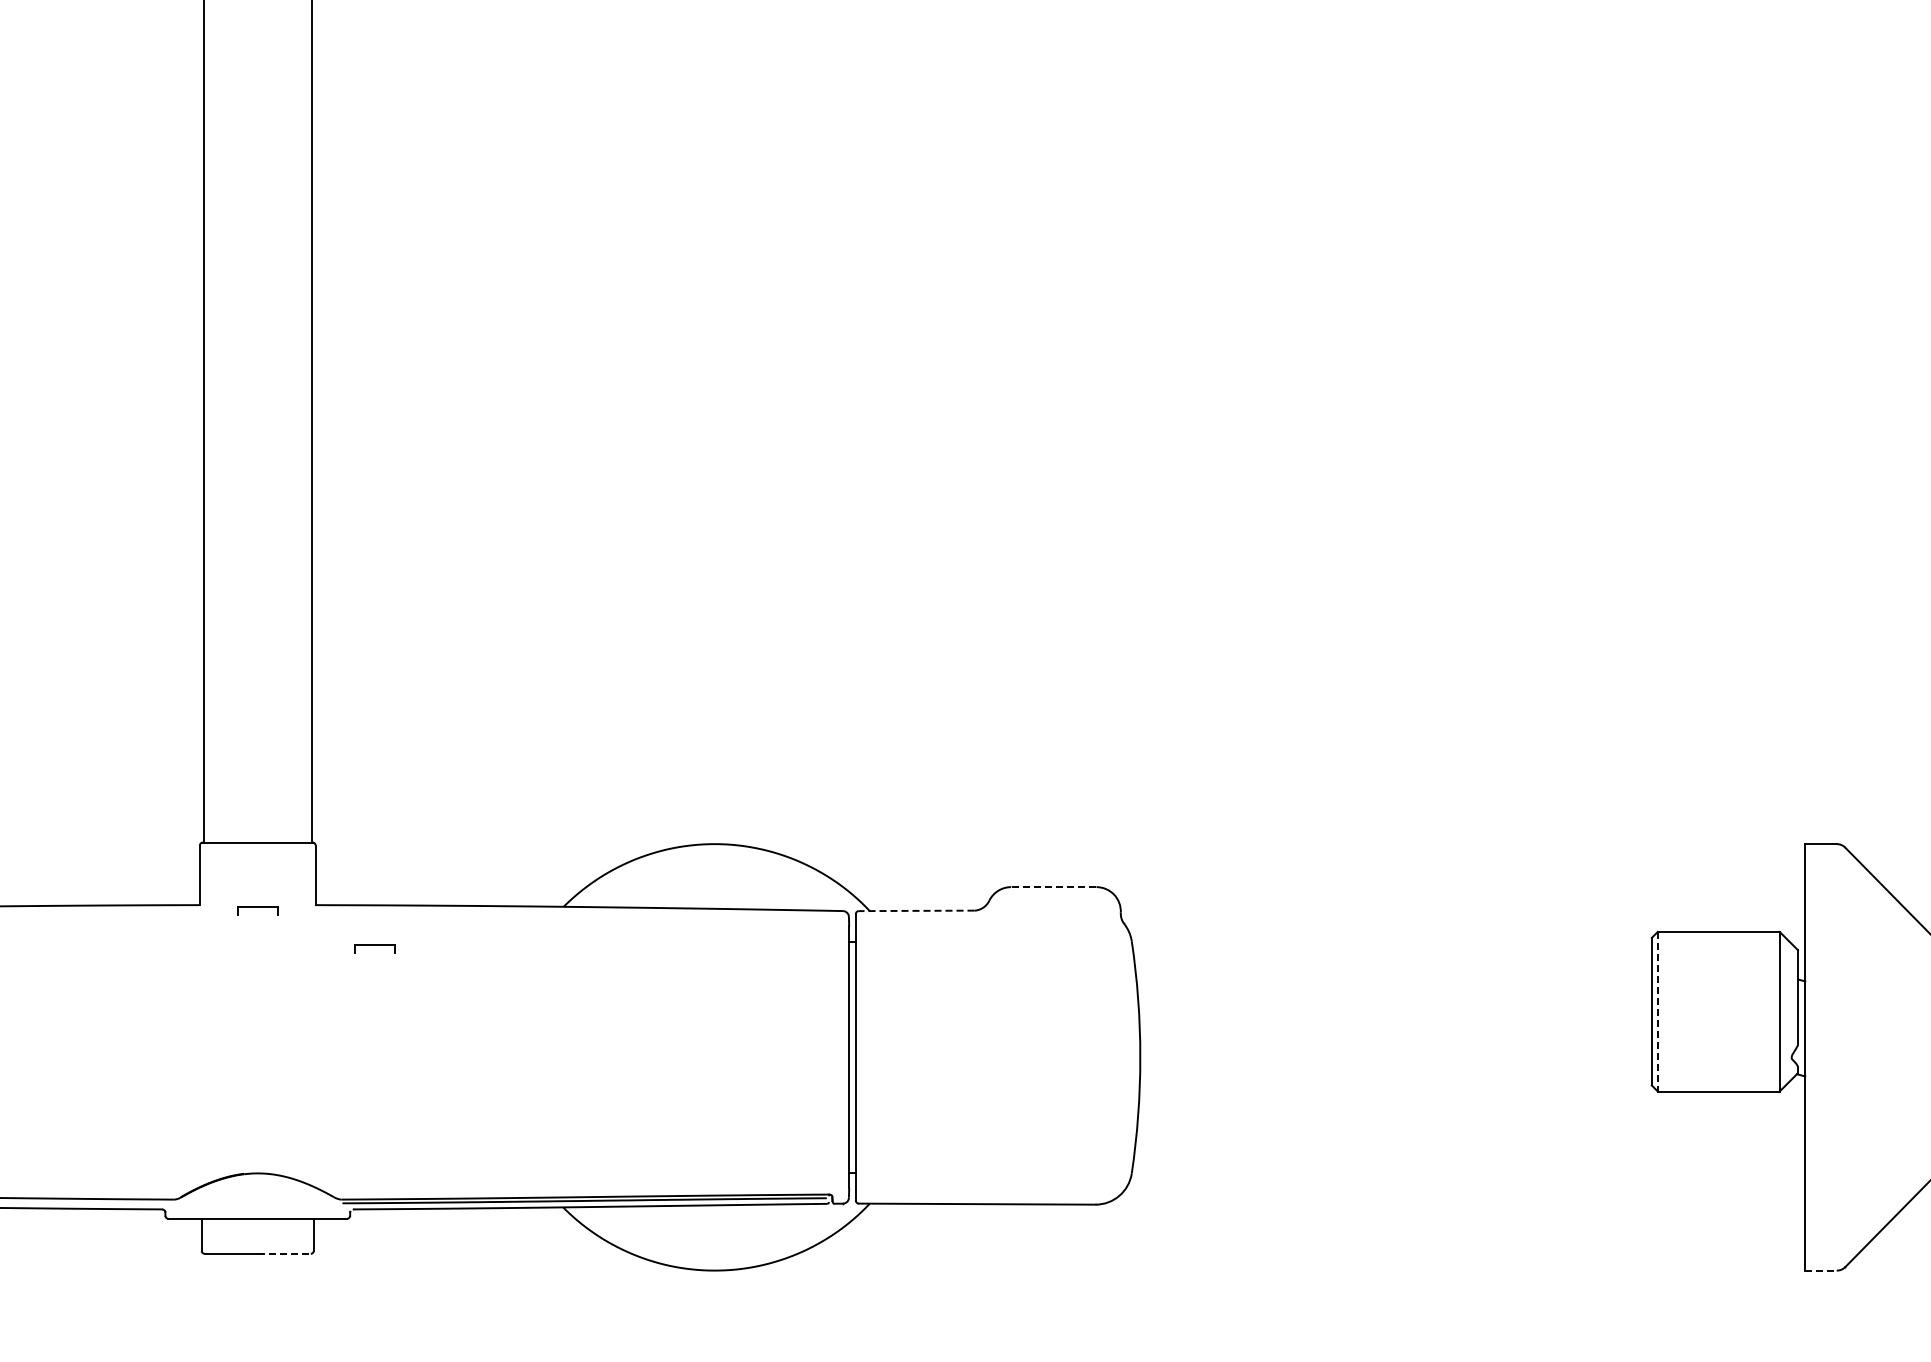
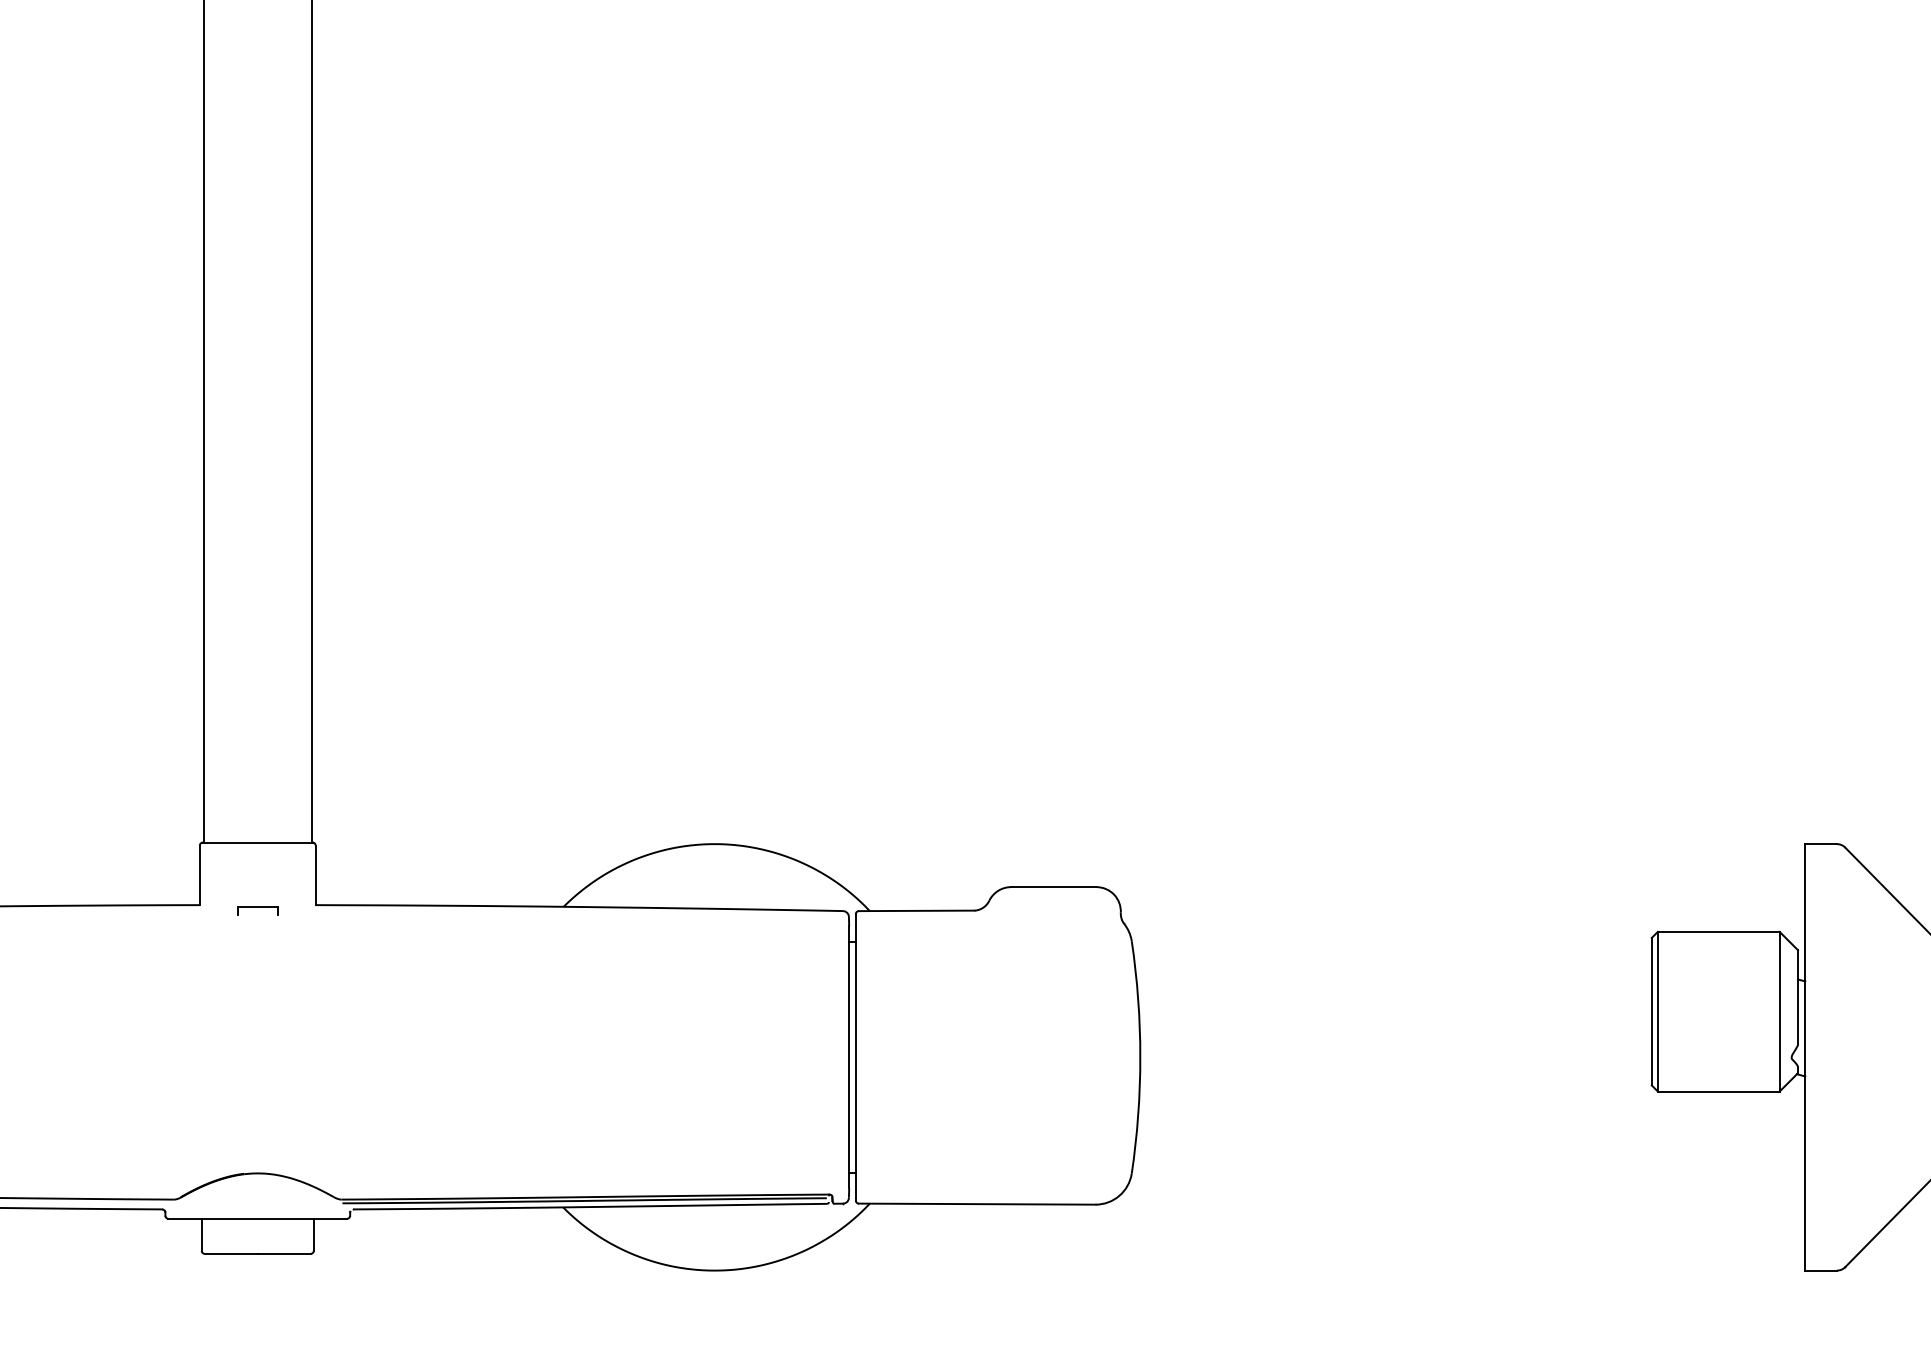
line: dashed -> solid (1053, 887)
line: dashed -> solid (916, 910)
part: present -> none (374, 948)
line: dashed -> solid (1657, 1011)
line: dashed -> solid (284, 1253)
line: dashed -> solid (1821, 1270)
